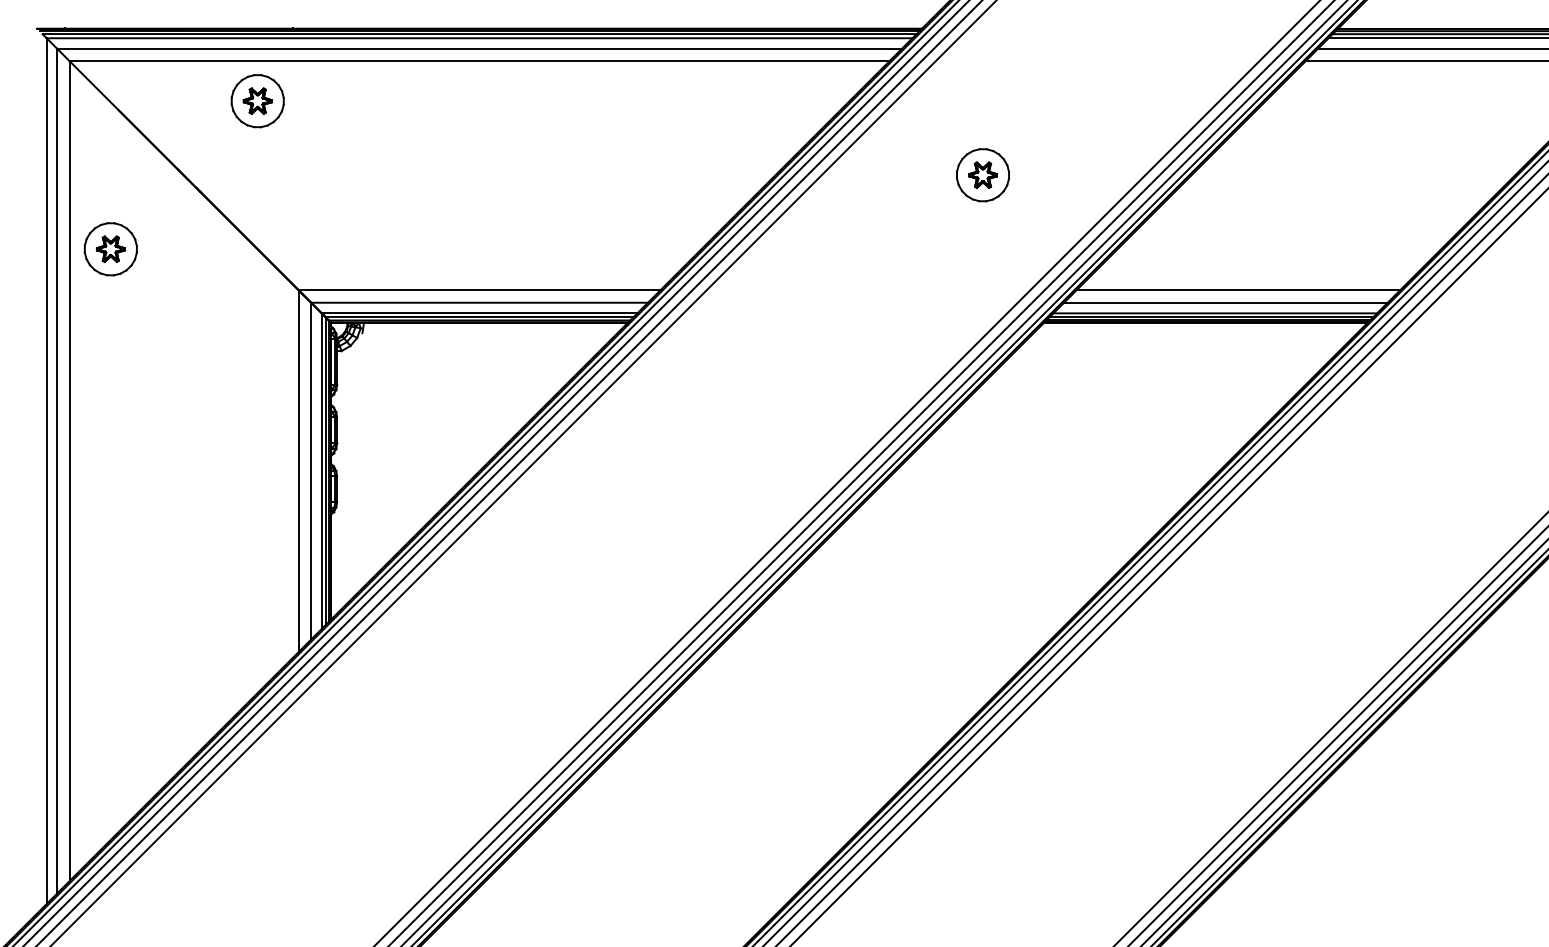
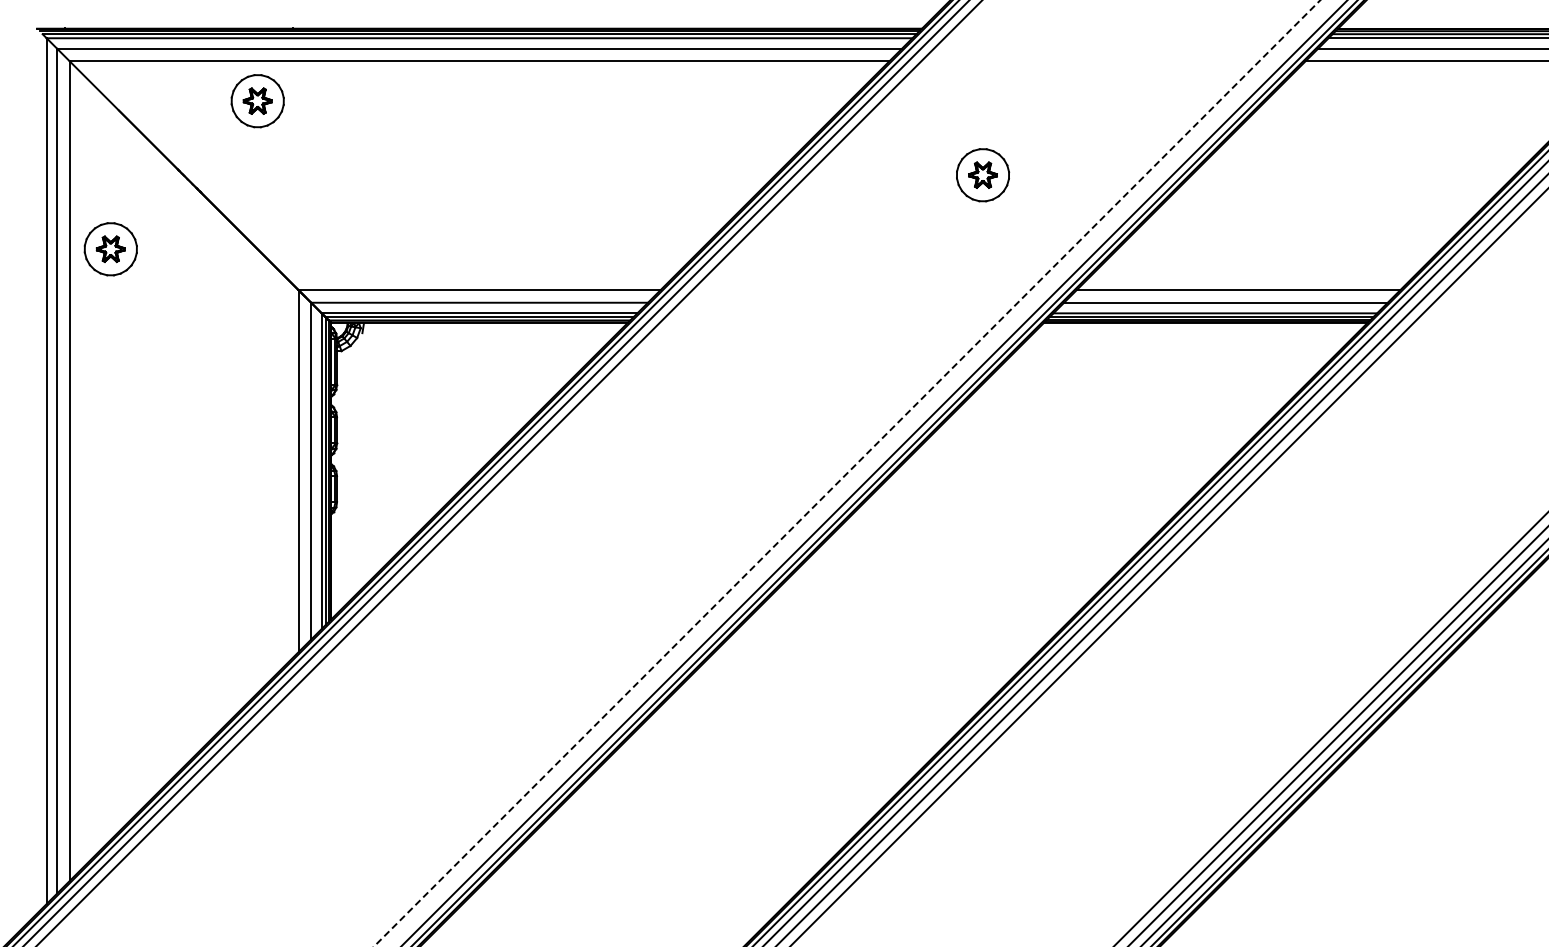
line: present -> none (523, 472)
line: present -> none (861, 472)
line: solid -> dashed (847, 473)
